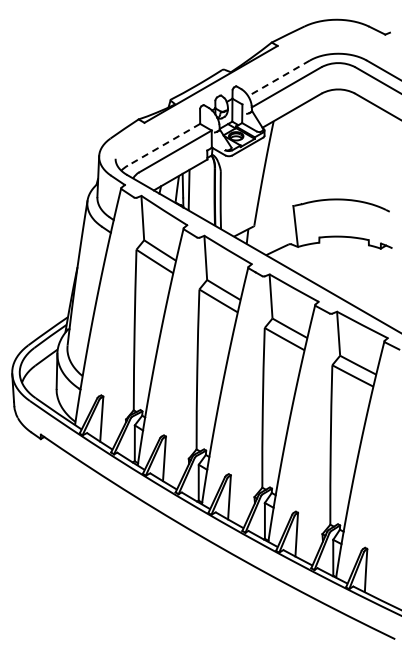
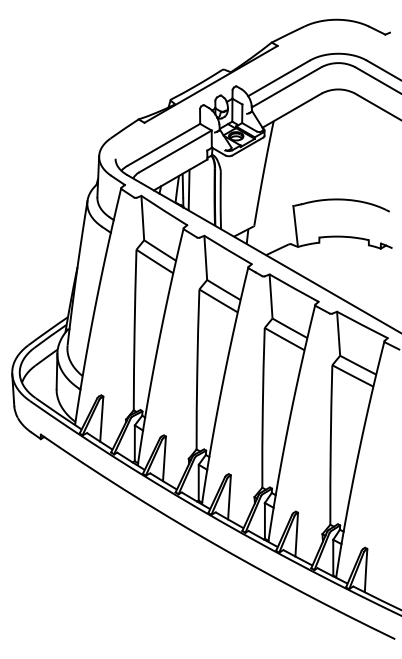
line: dashed -> solid (279, 78)
line: dashed -> solid (164, 144)
